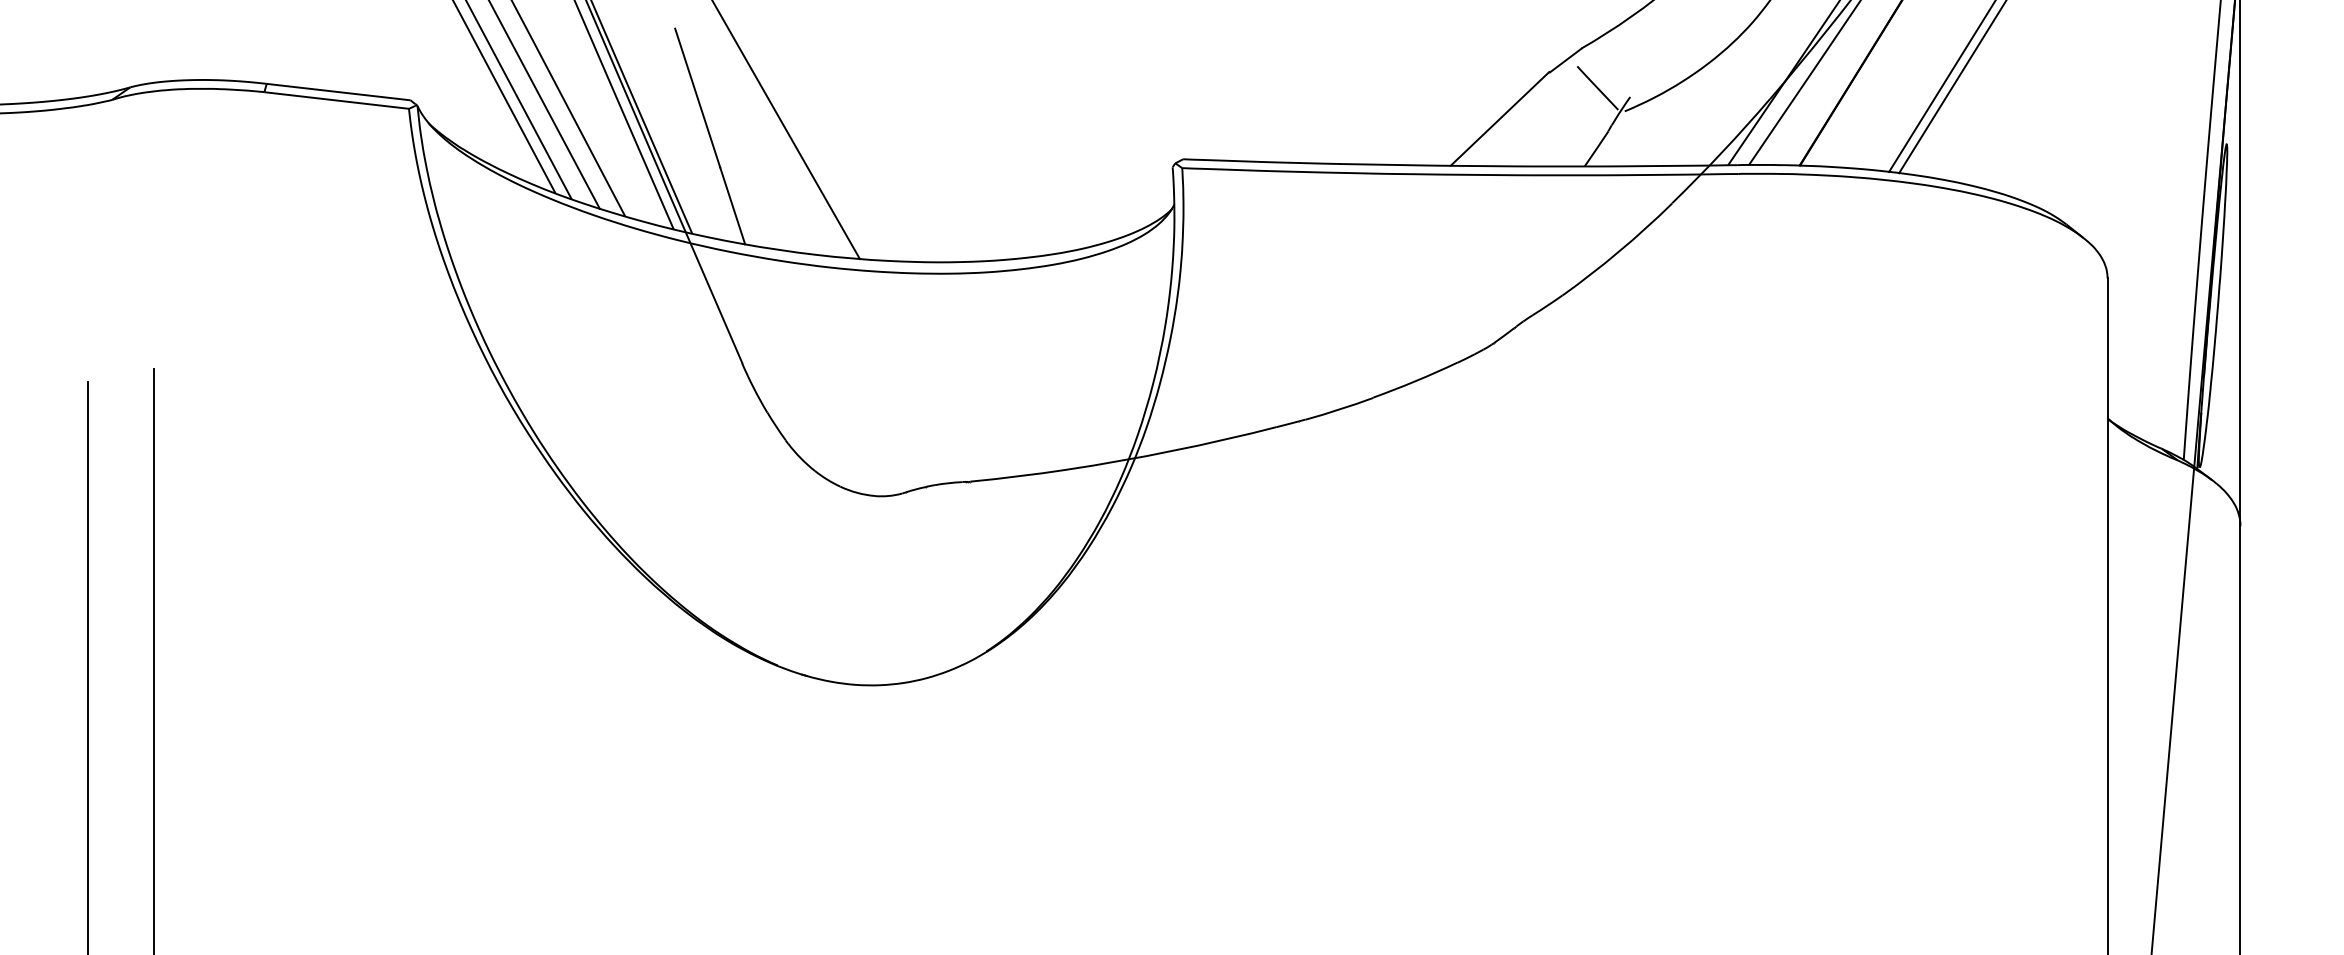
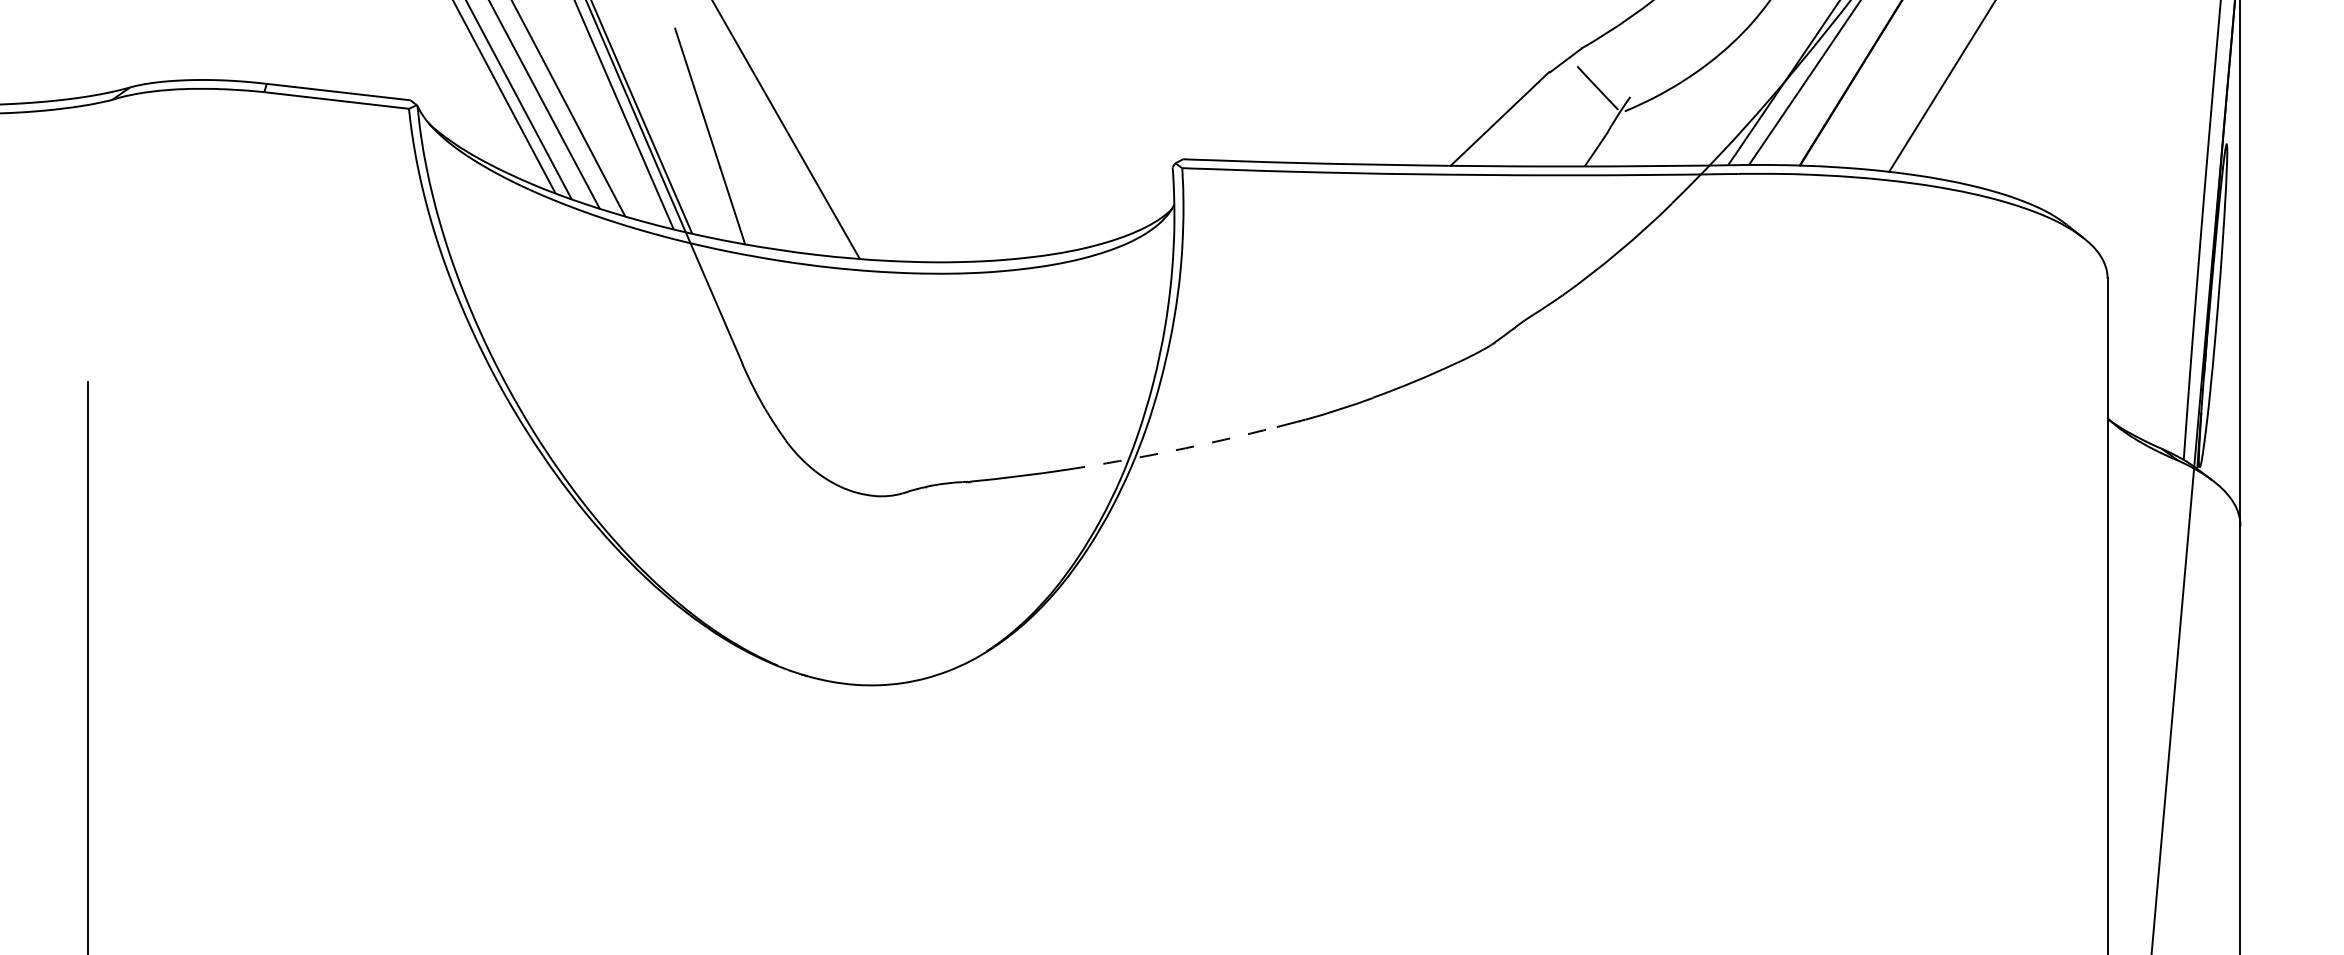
line: present -> none (1952, 87)
arc: solid -> dashed (1172, 450)
line: present -> none (153, 659)
